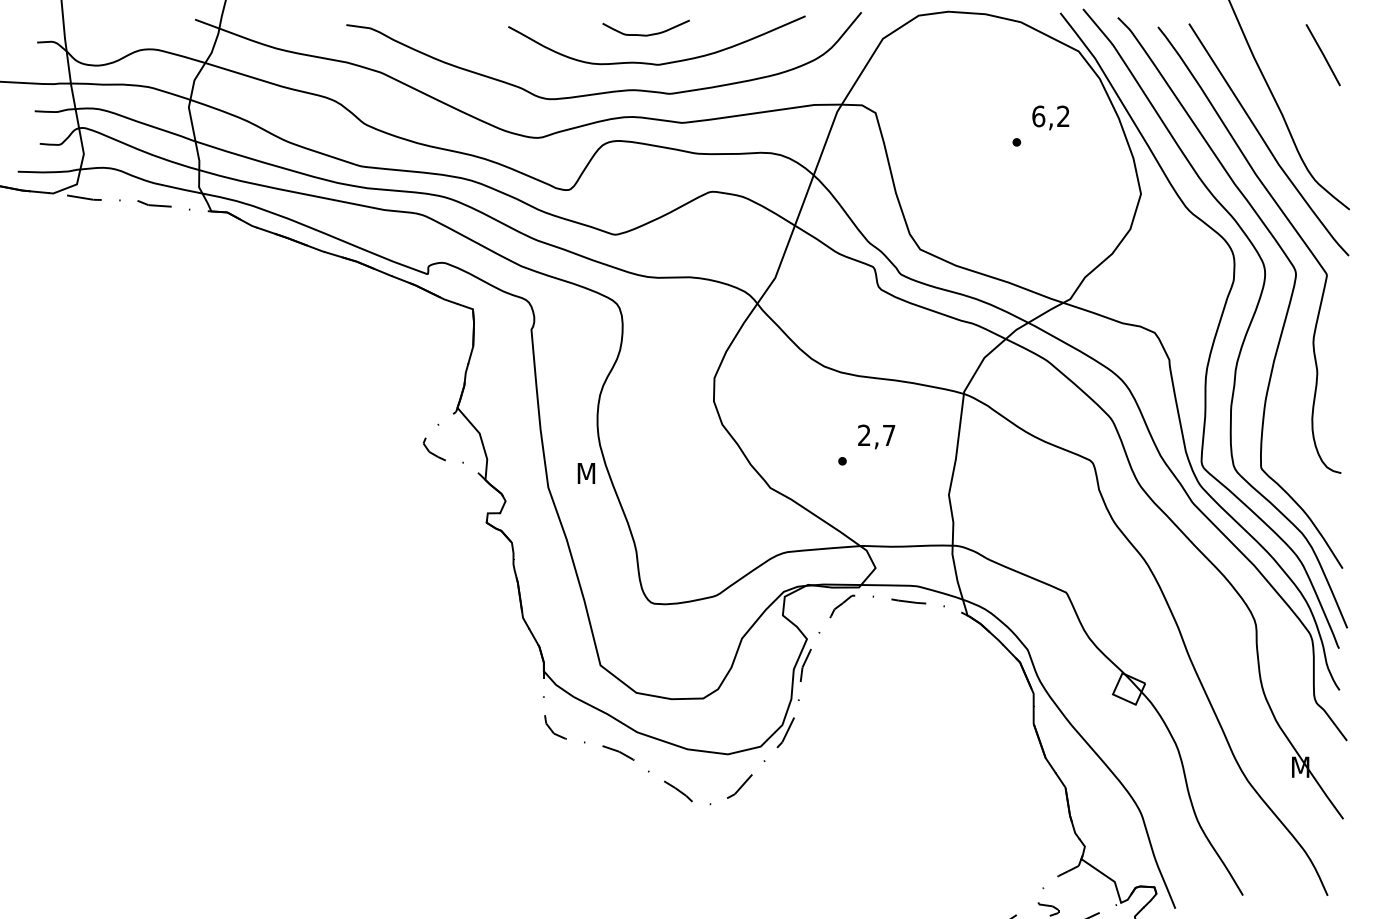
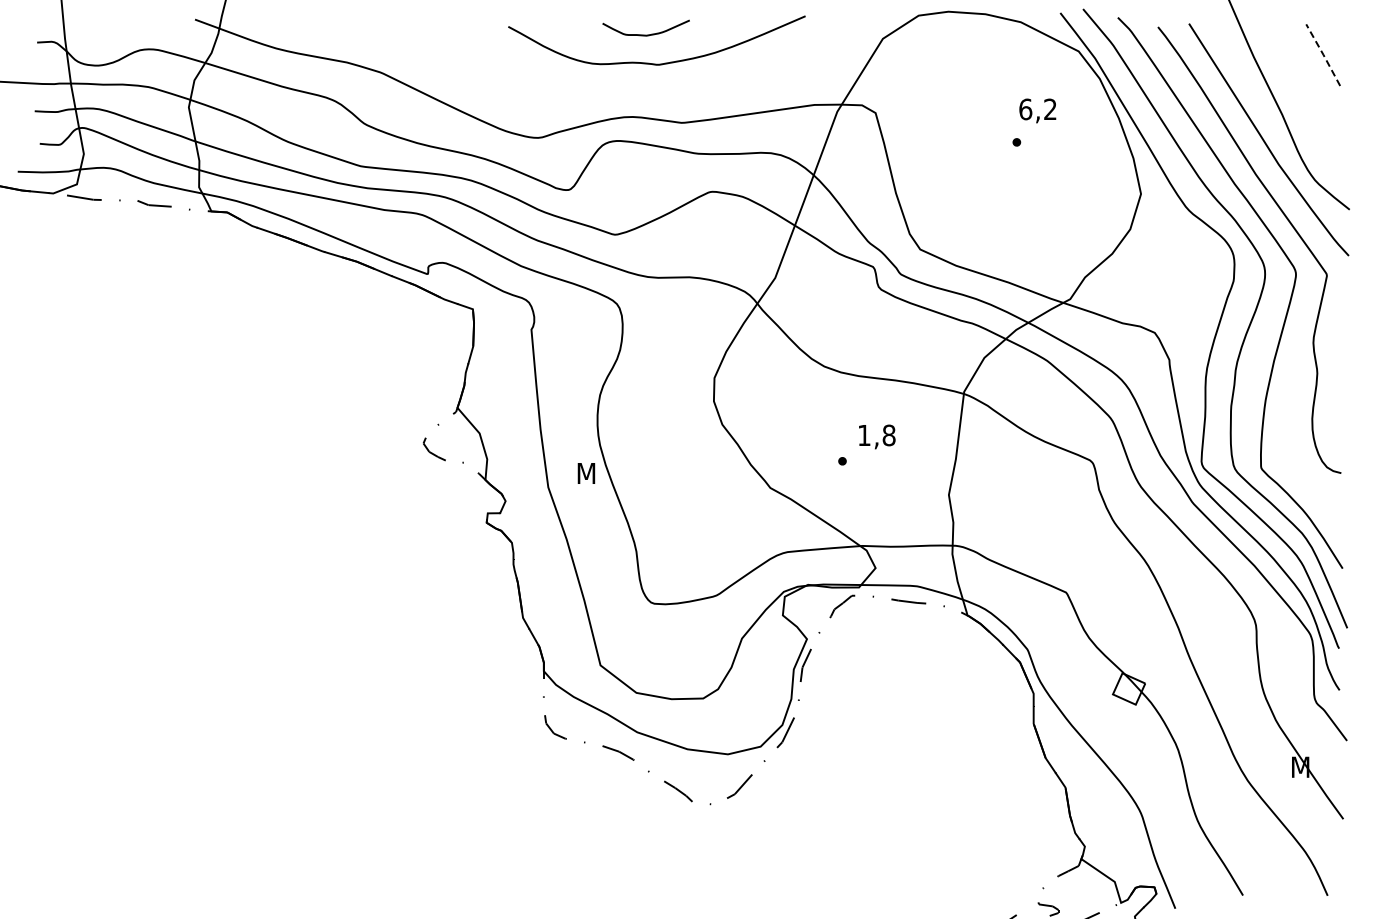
line: solid -> dashed (1323, 54)
curve: present -> none (605, 91)
text position: (1050, 117) -> (1037, 110) (1037, 110)
text: 2,7 -> 1,8 (876, 435)
